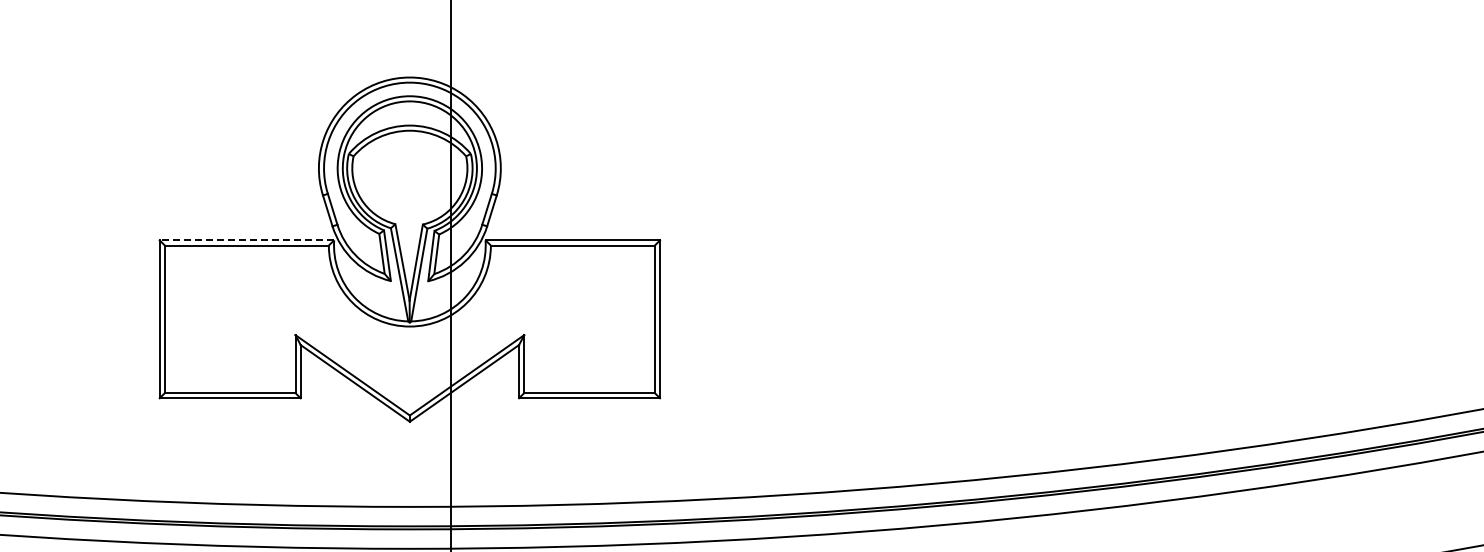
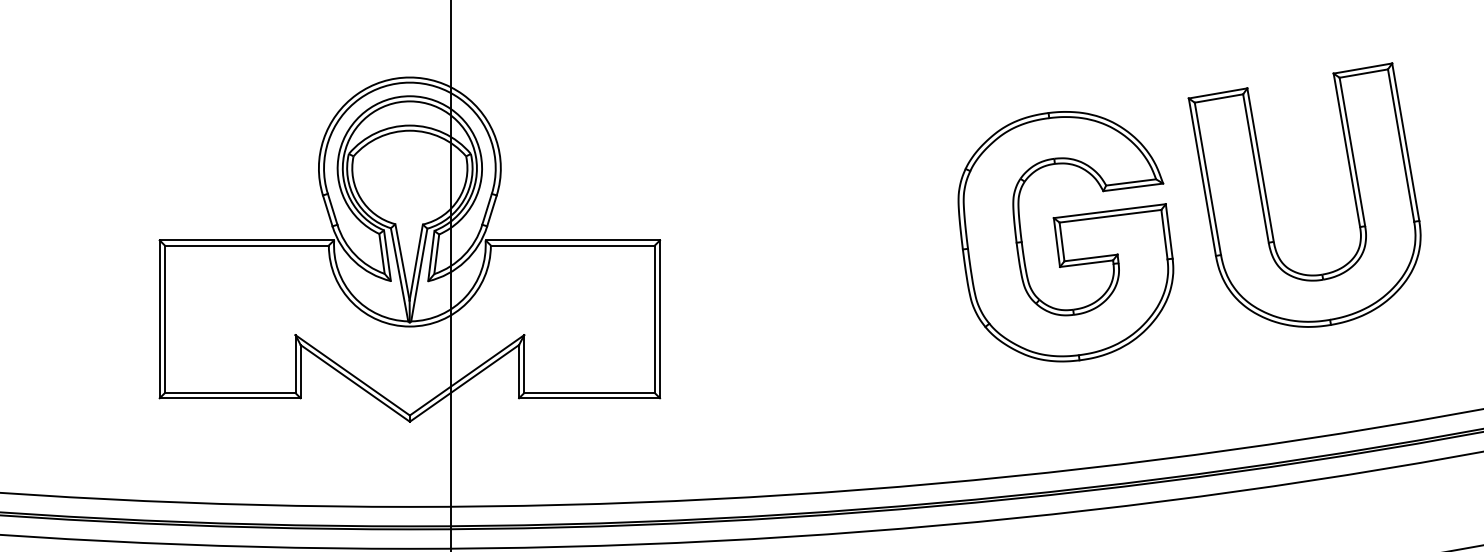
part: none -> present (1268, 203)
part: none -> present (1065, 236)
line: dashed -> solid (246, 240)
